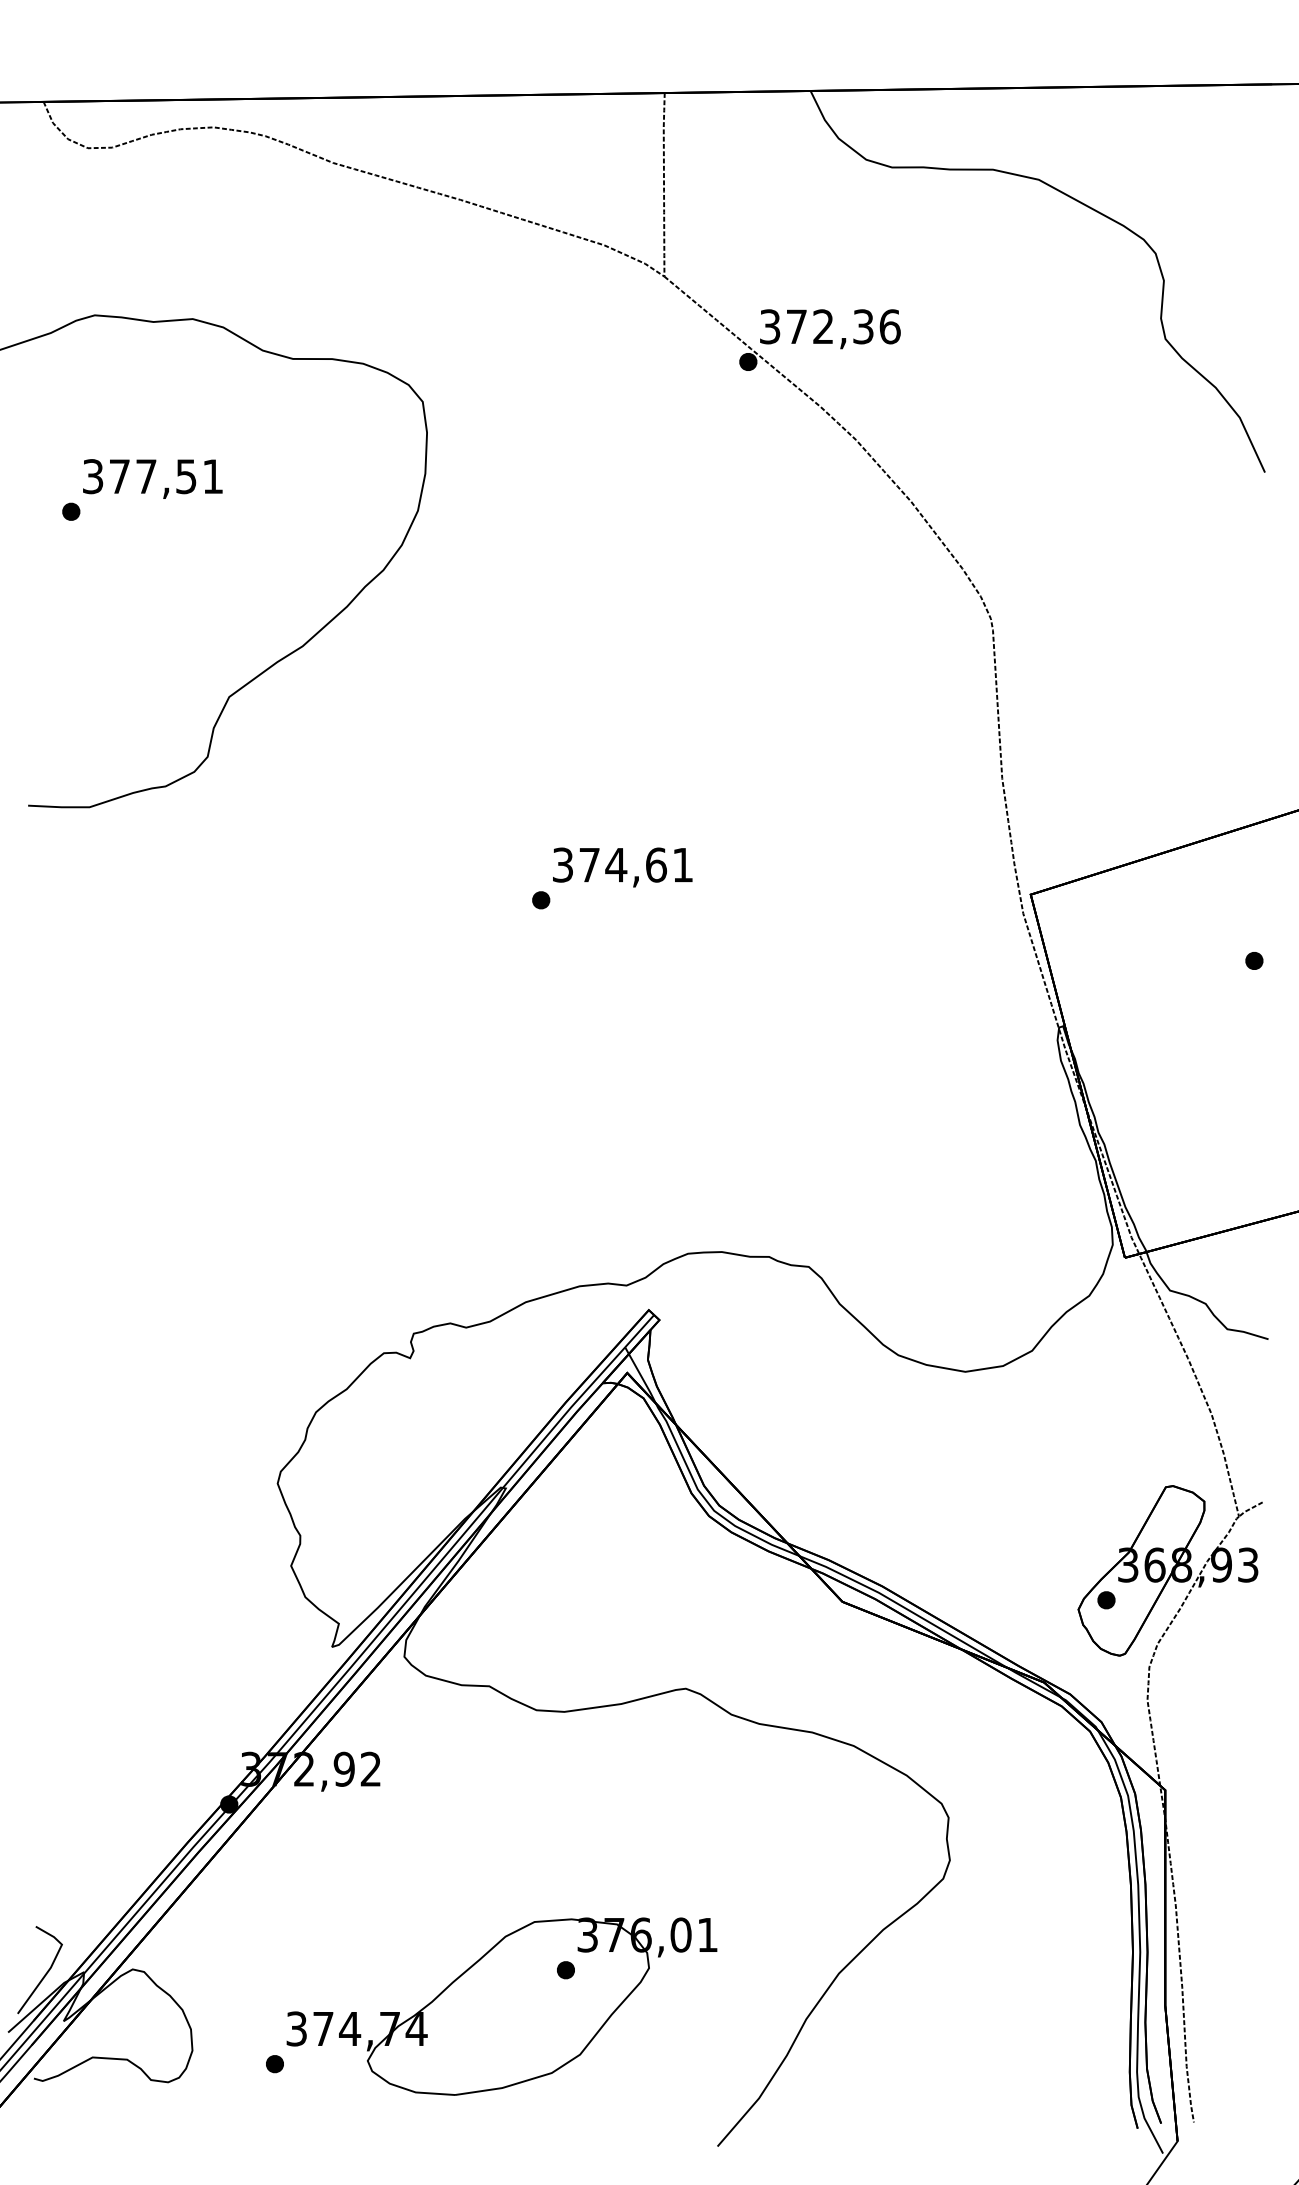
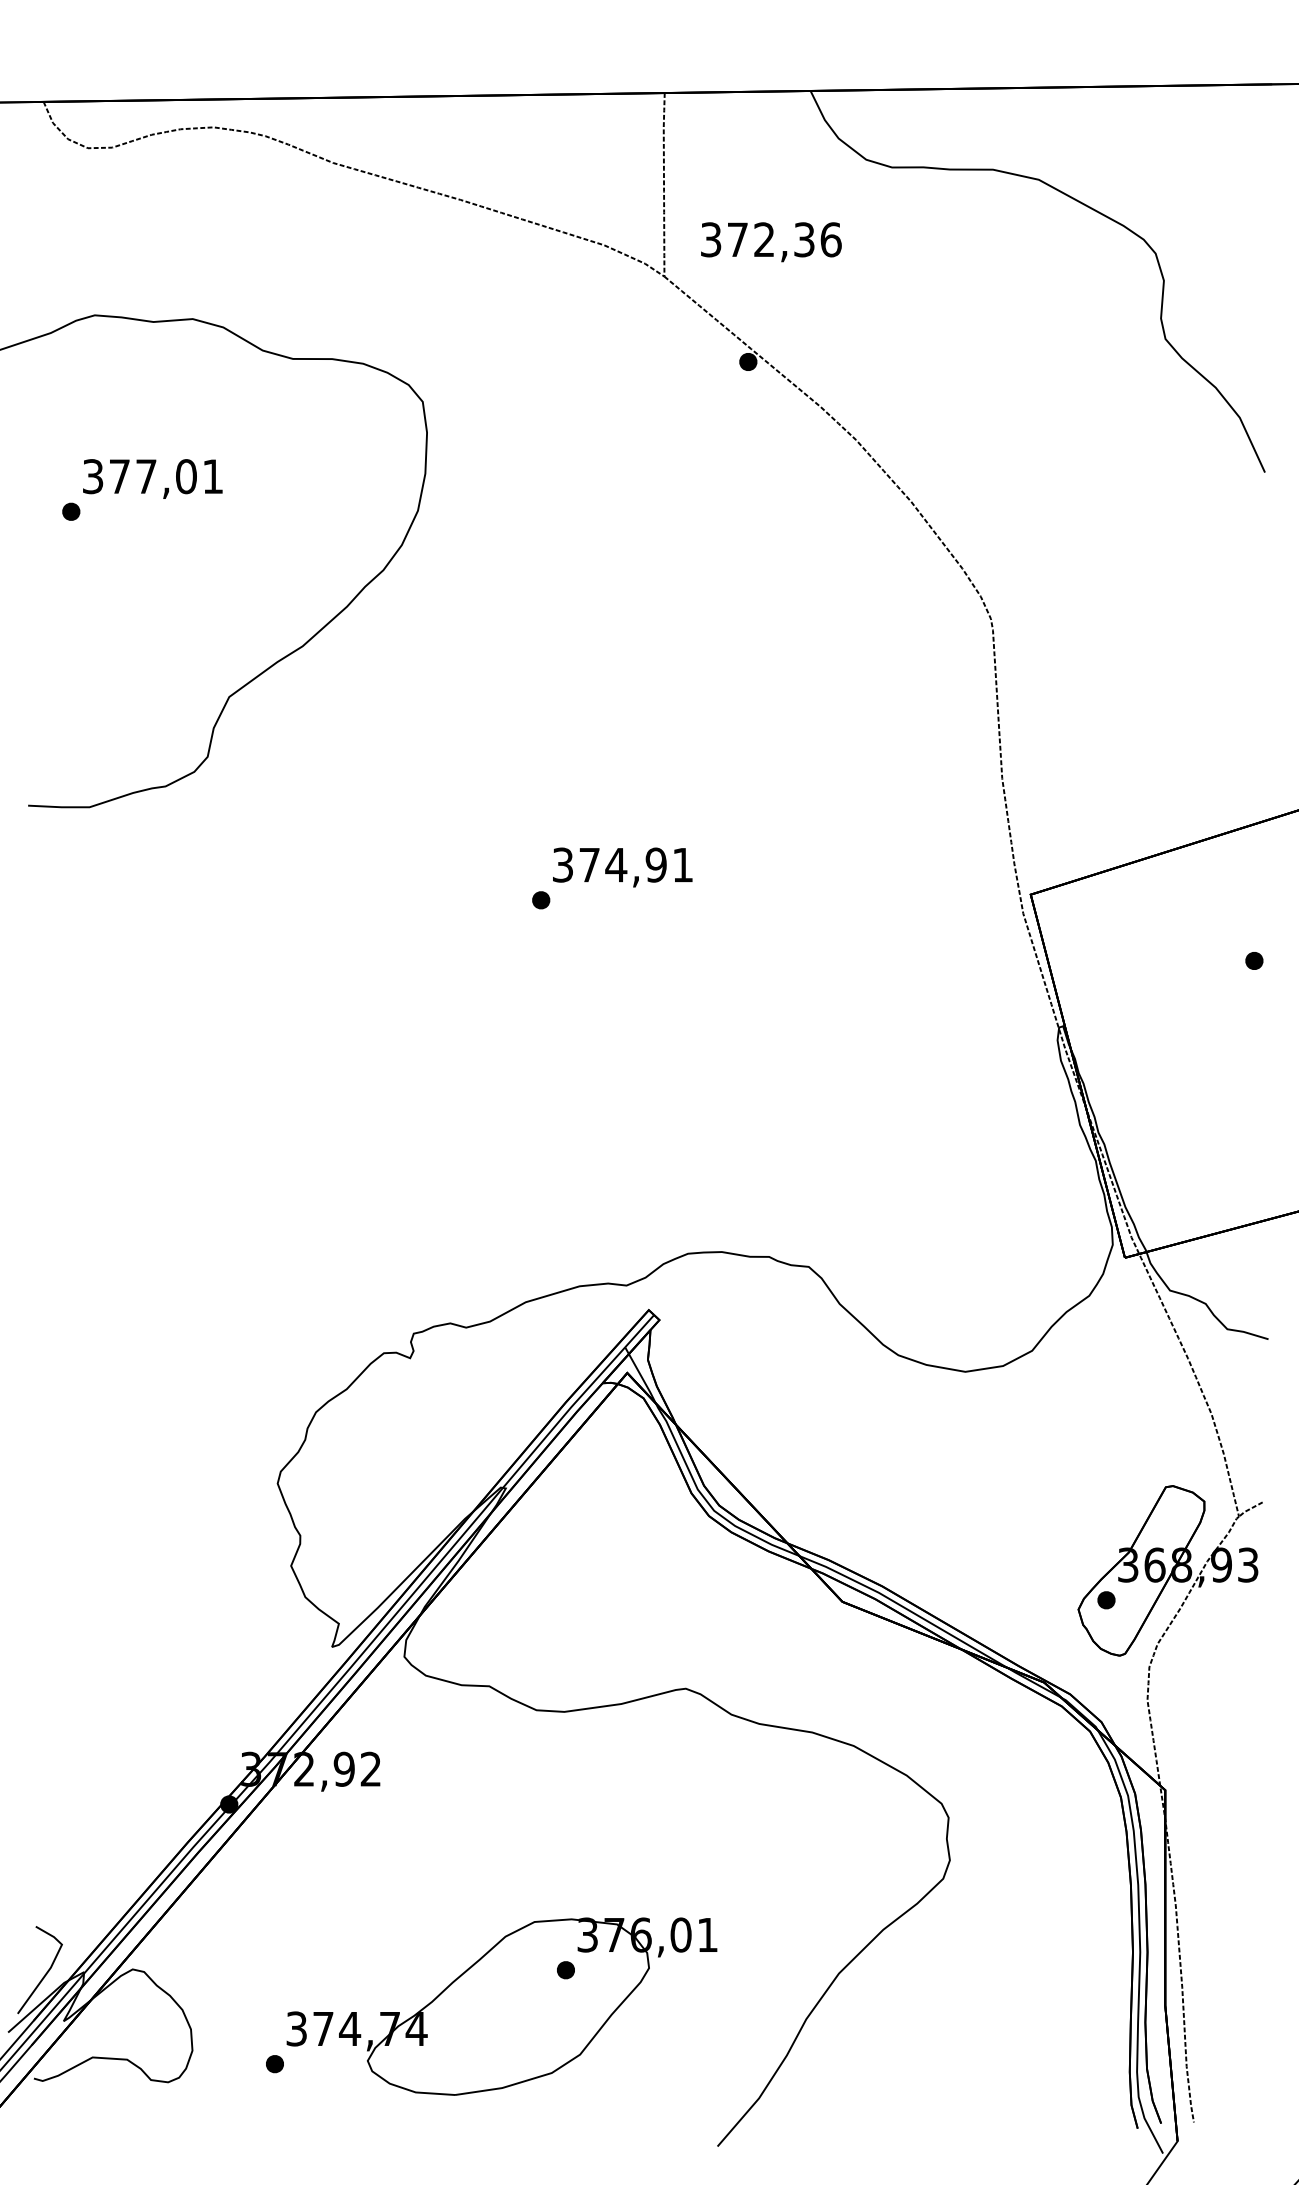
text position: (830, 329) -> (771, 242) (771, 242)
text: 377,51 -> 377,01 (186, 476)
text: 374,61 -> 374,91 (656, 864)
